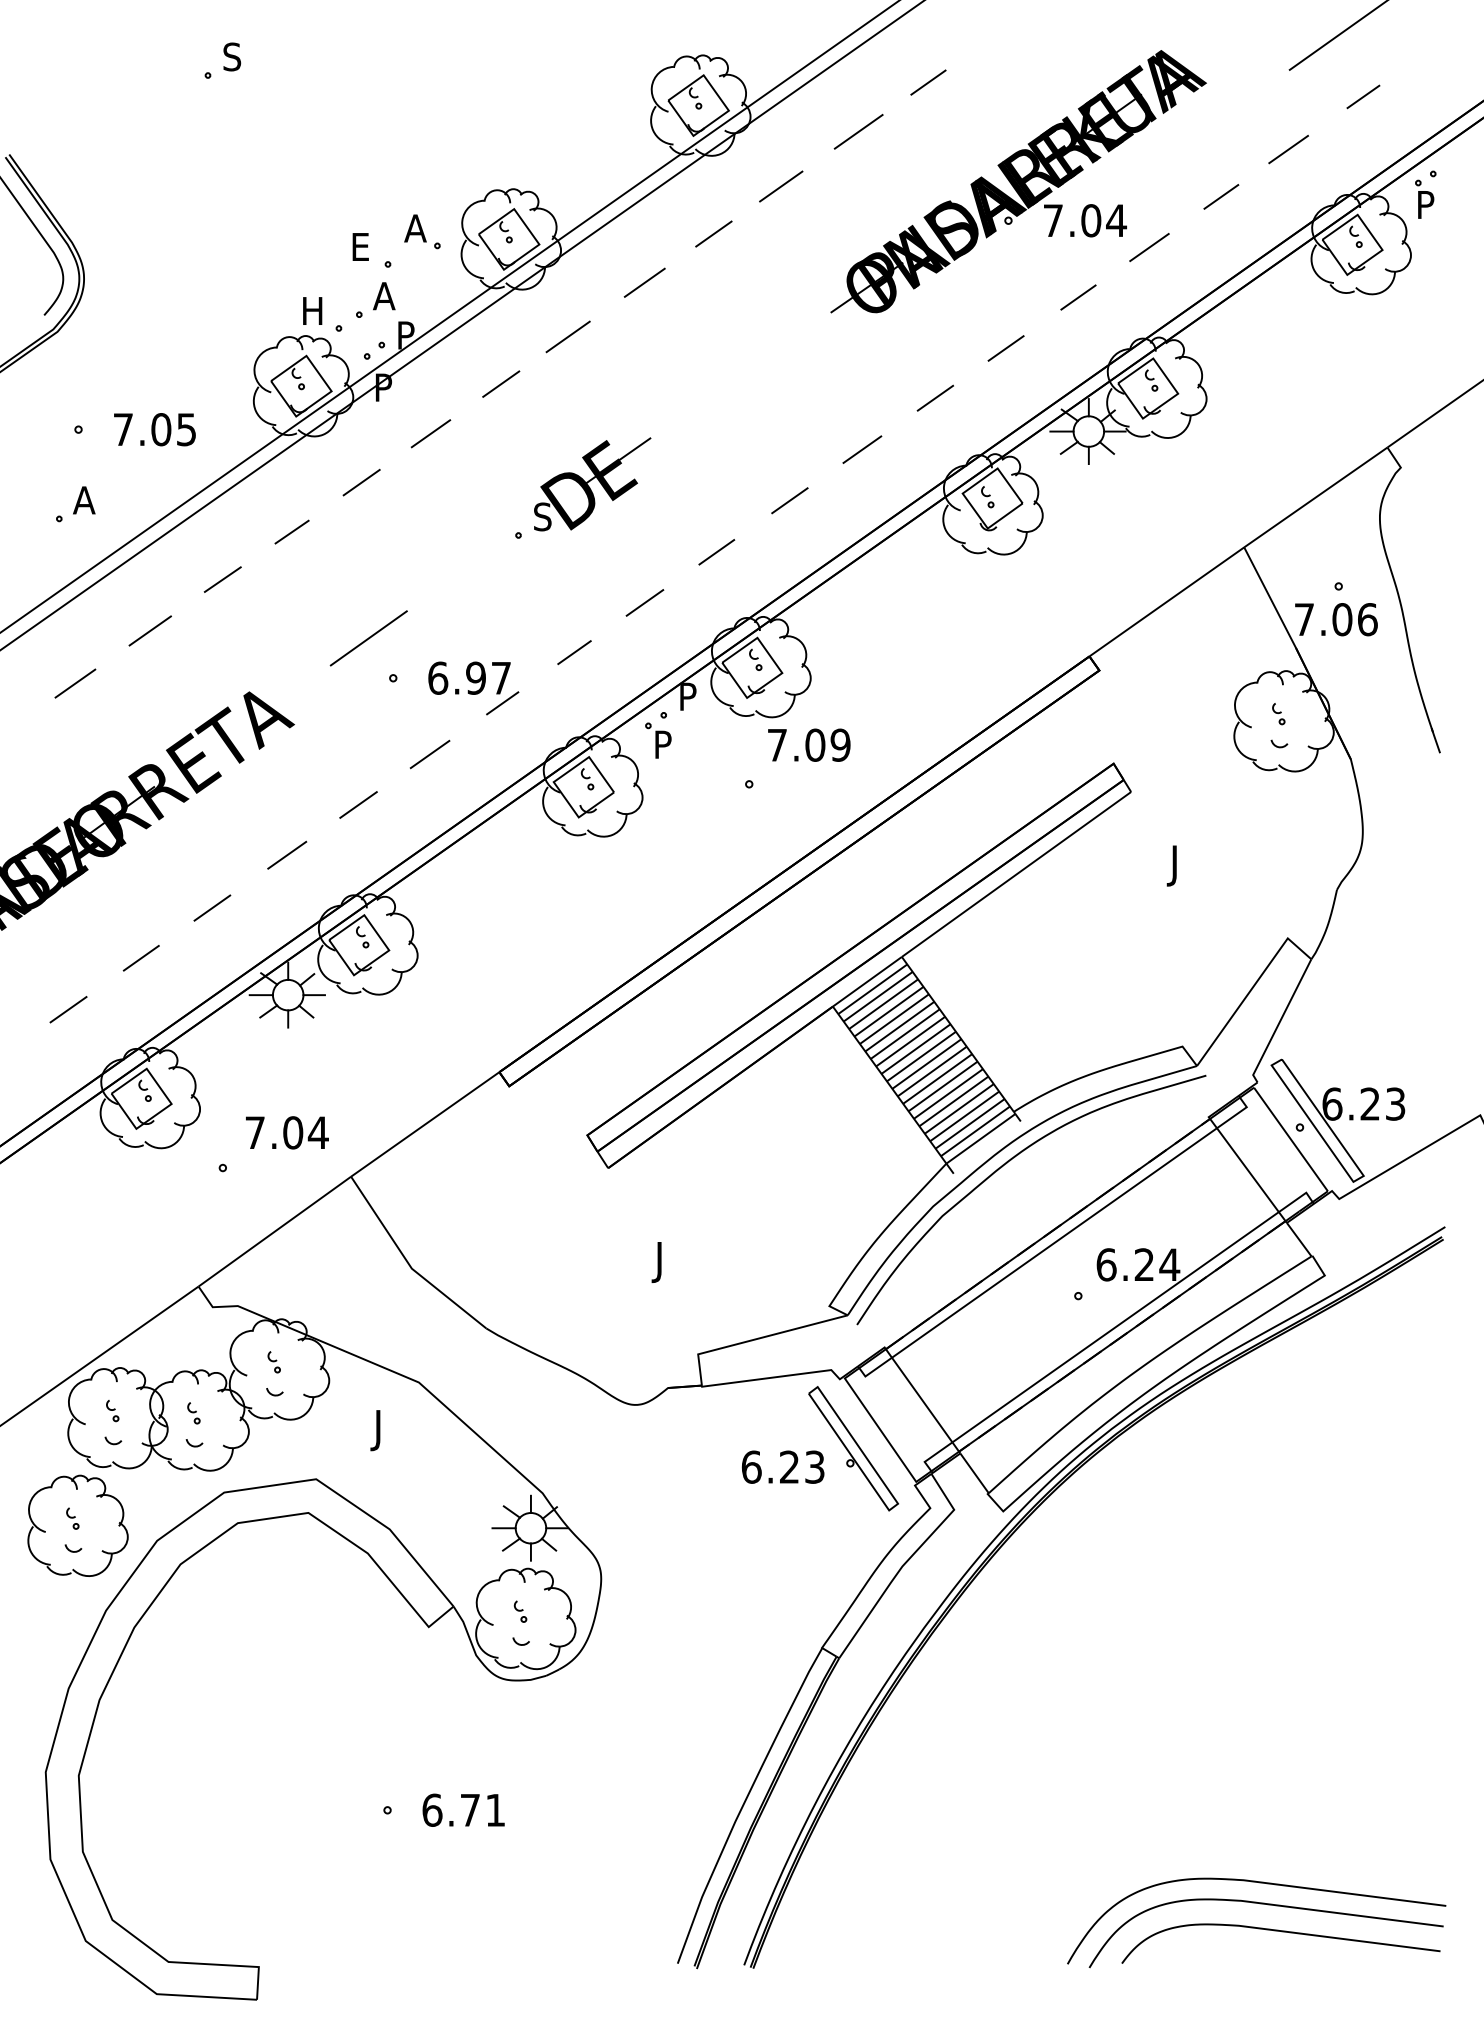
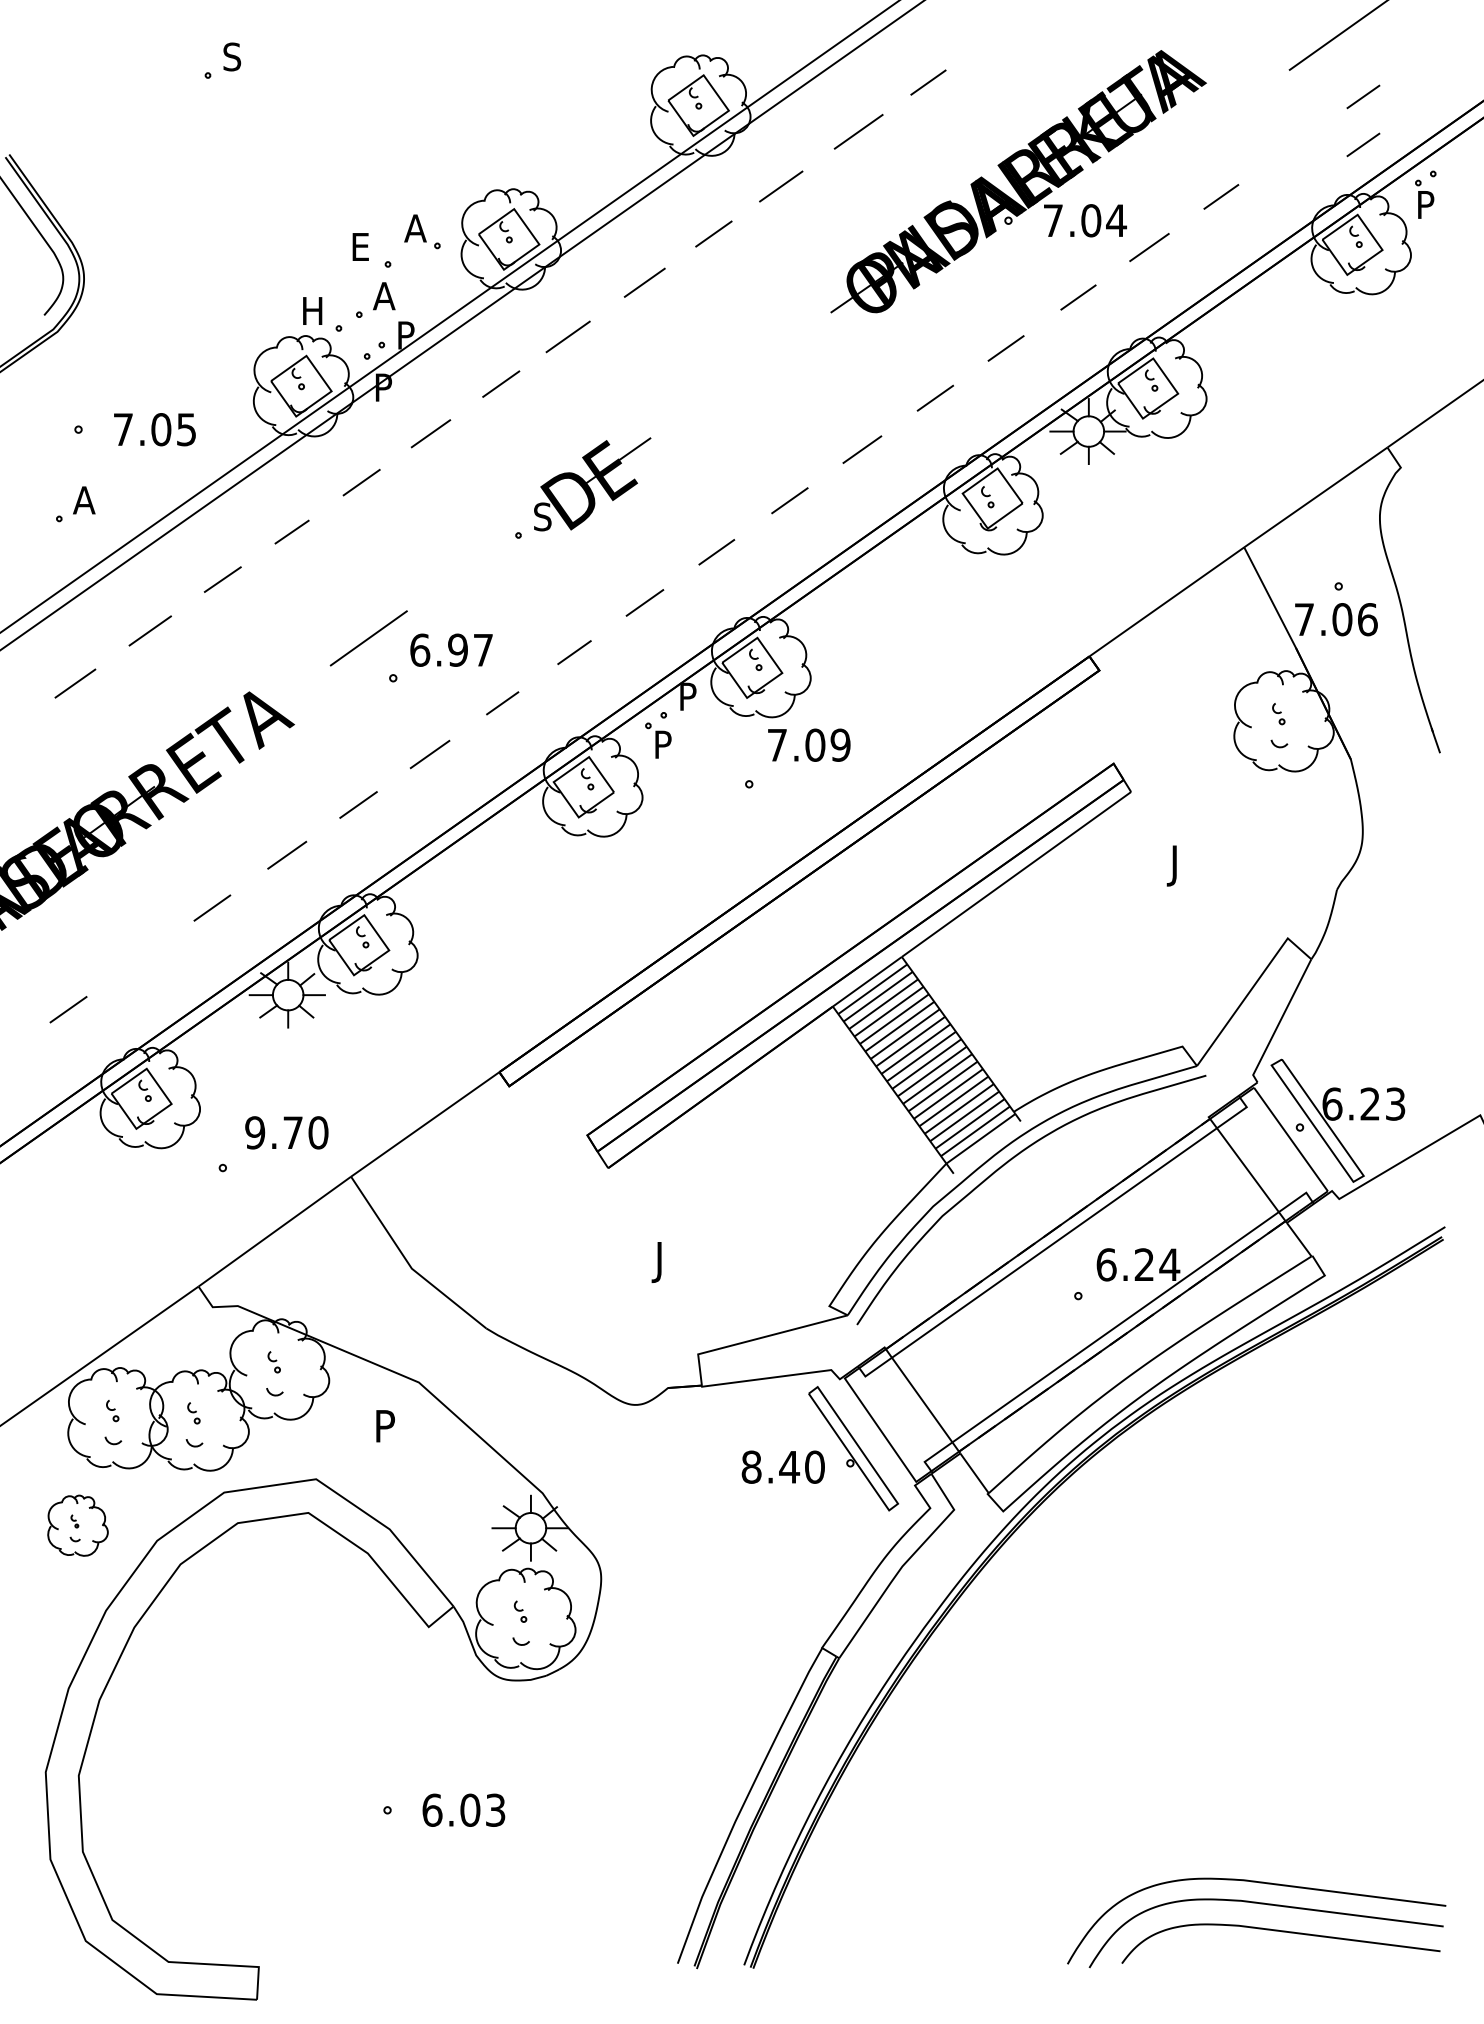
line: none -> present (1363, 144)
line: present -> none (1288, 149)
text position: (469, 677) -> (451, 649) (451, 649)
line: present -> none (140, 958)
text: 7.04 -> 9.70 (286, 1132)
text: J -> P (382, 1430)
text: 6.23 -> 8.40 (782, 1466)
part size: 102x103 px -> 62x63 px (77, 1525)
text: 6.71 -> 6.03 (482, 1809)
